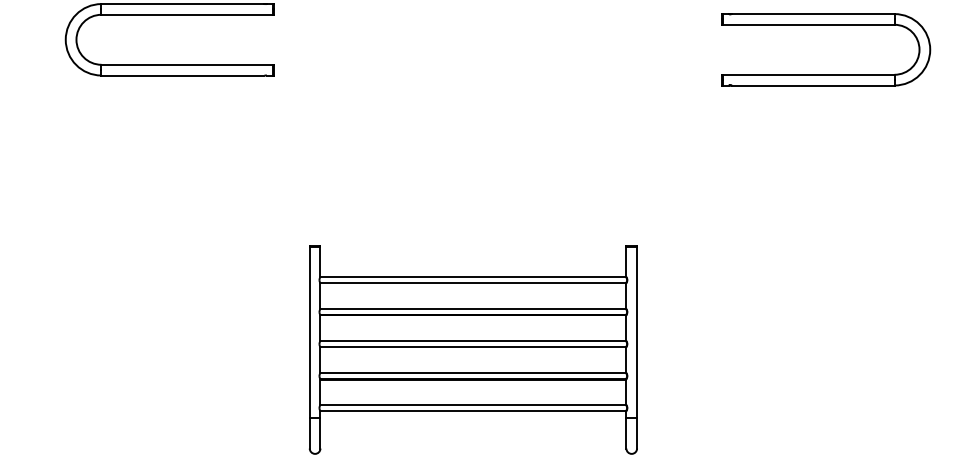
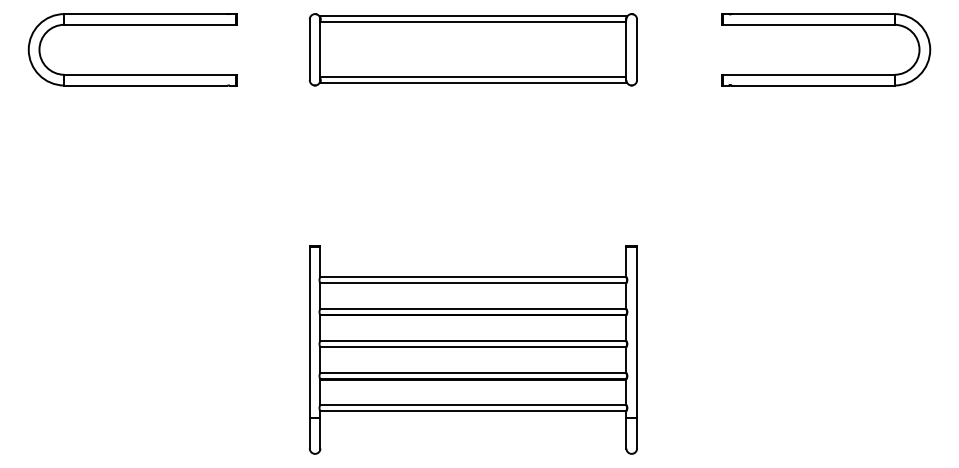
part position: (169, 15) -> (132, 25) (132, 25)
part: none -> present (472, 49)
